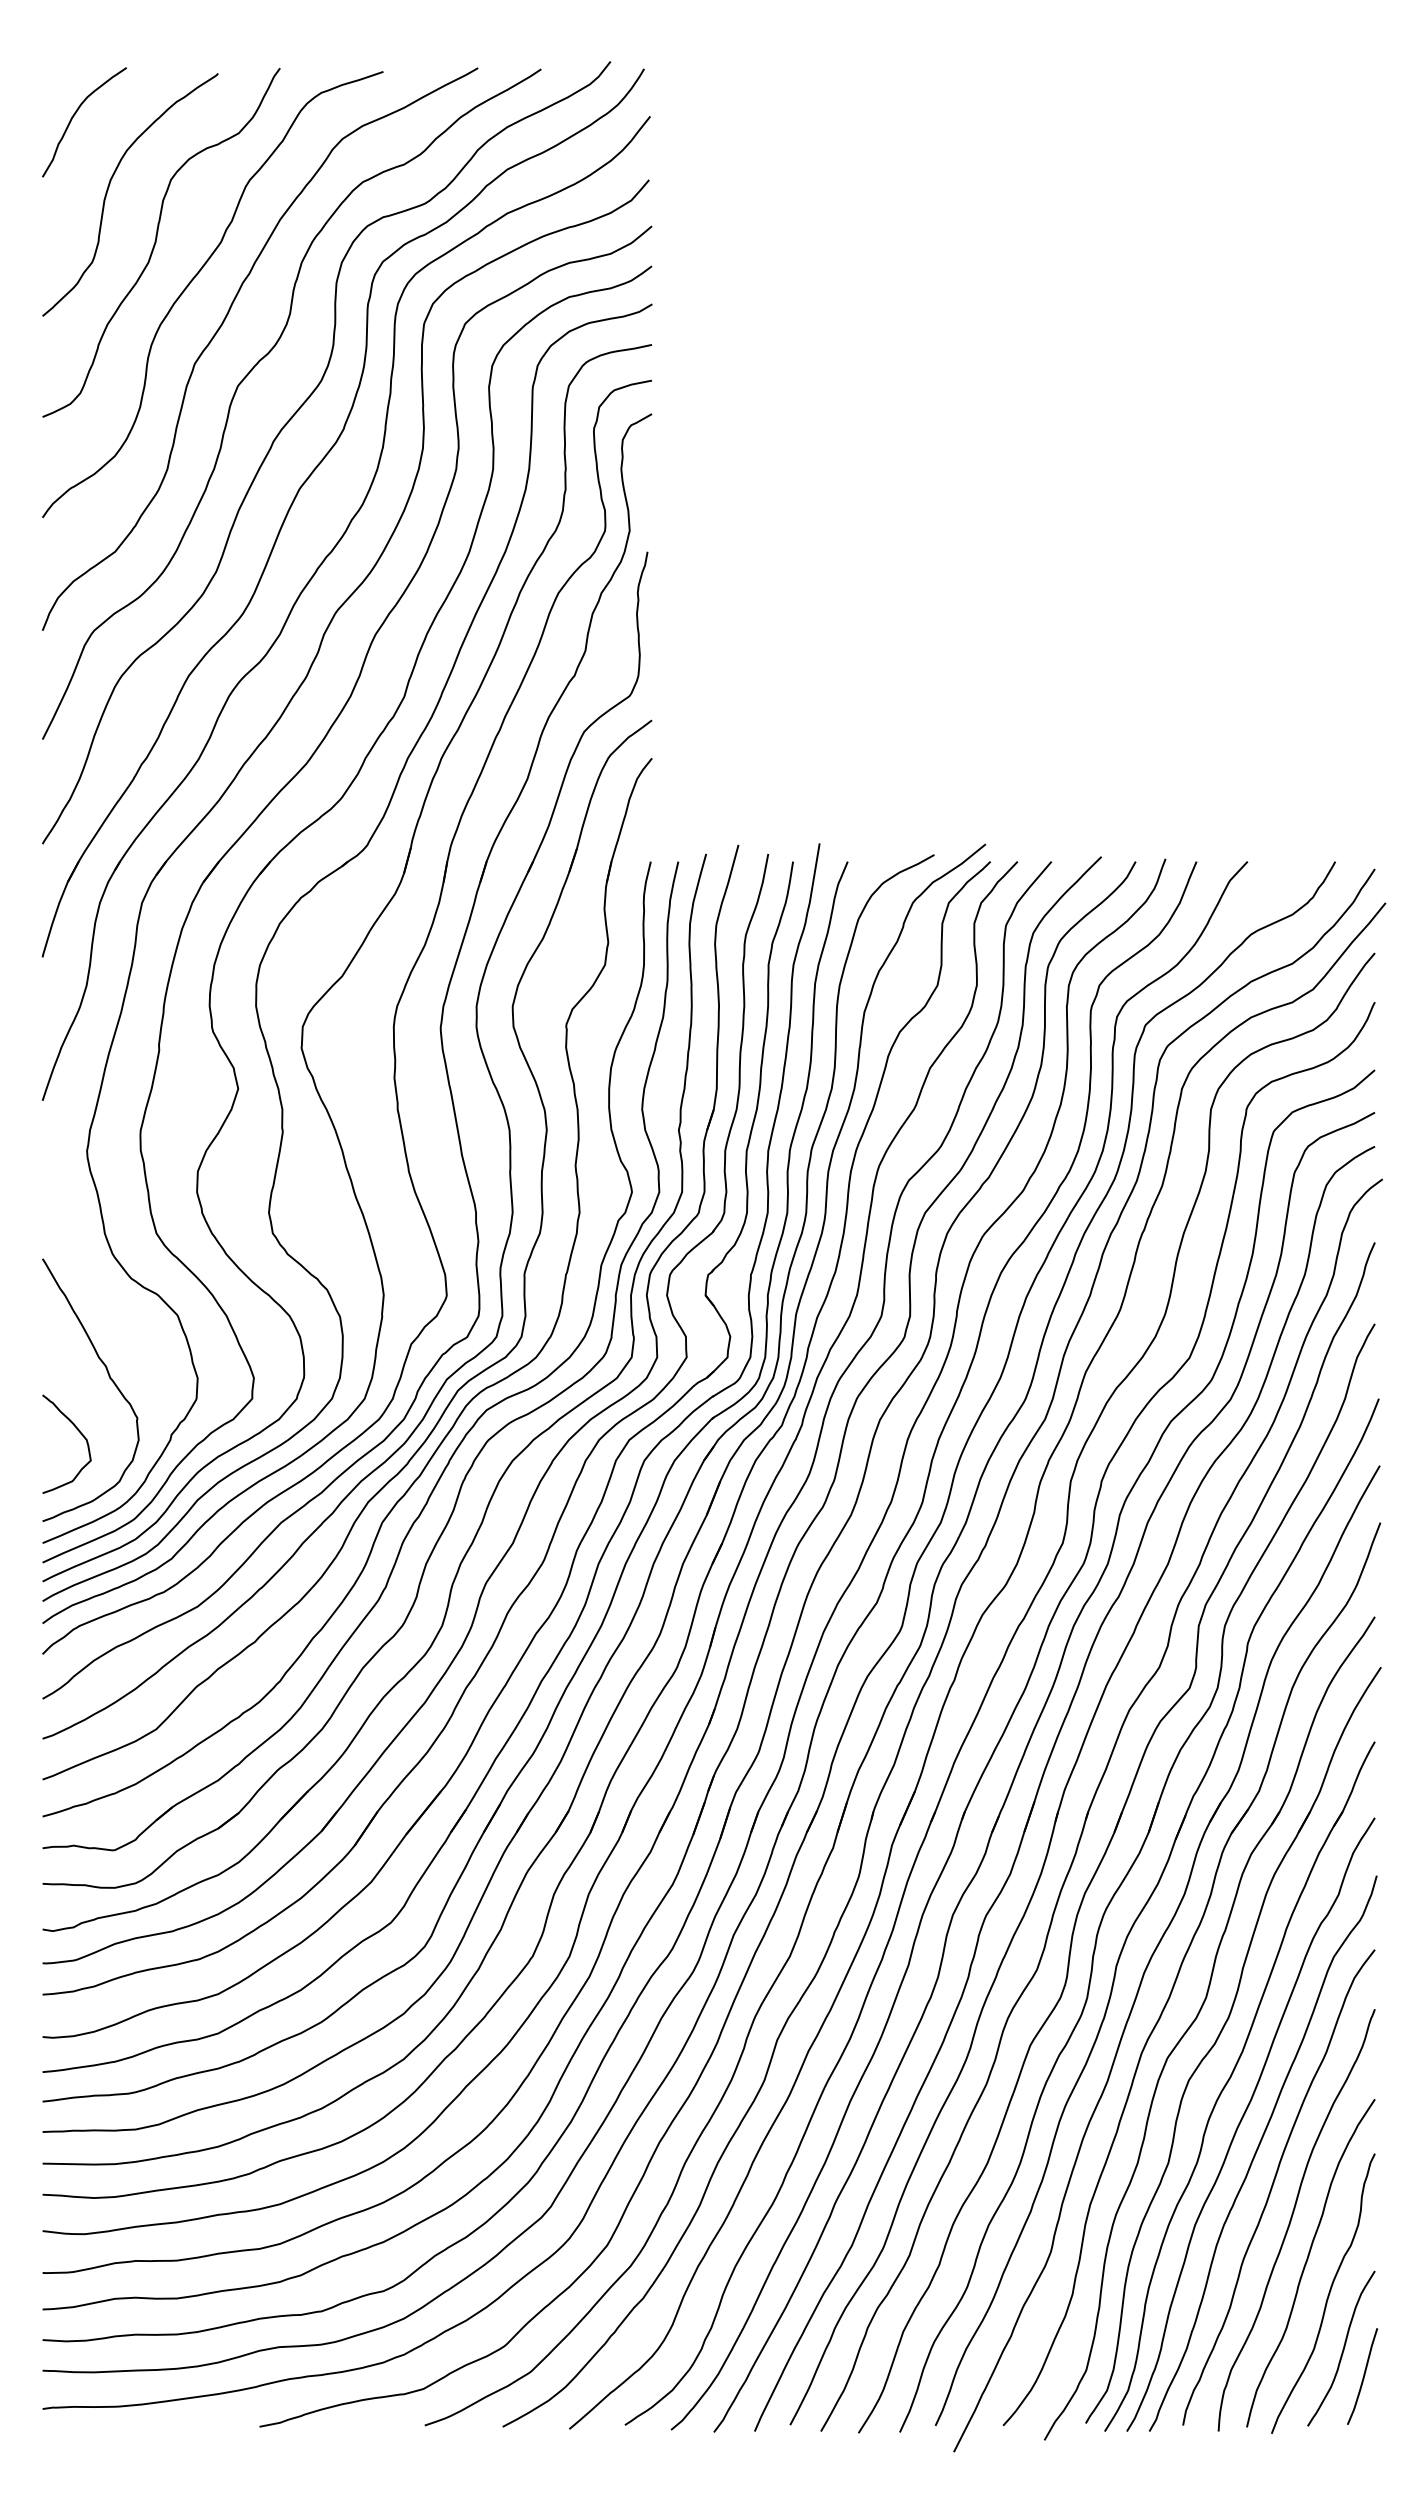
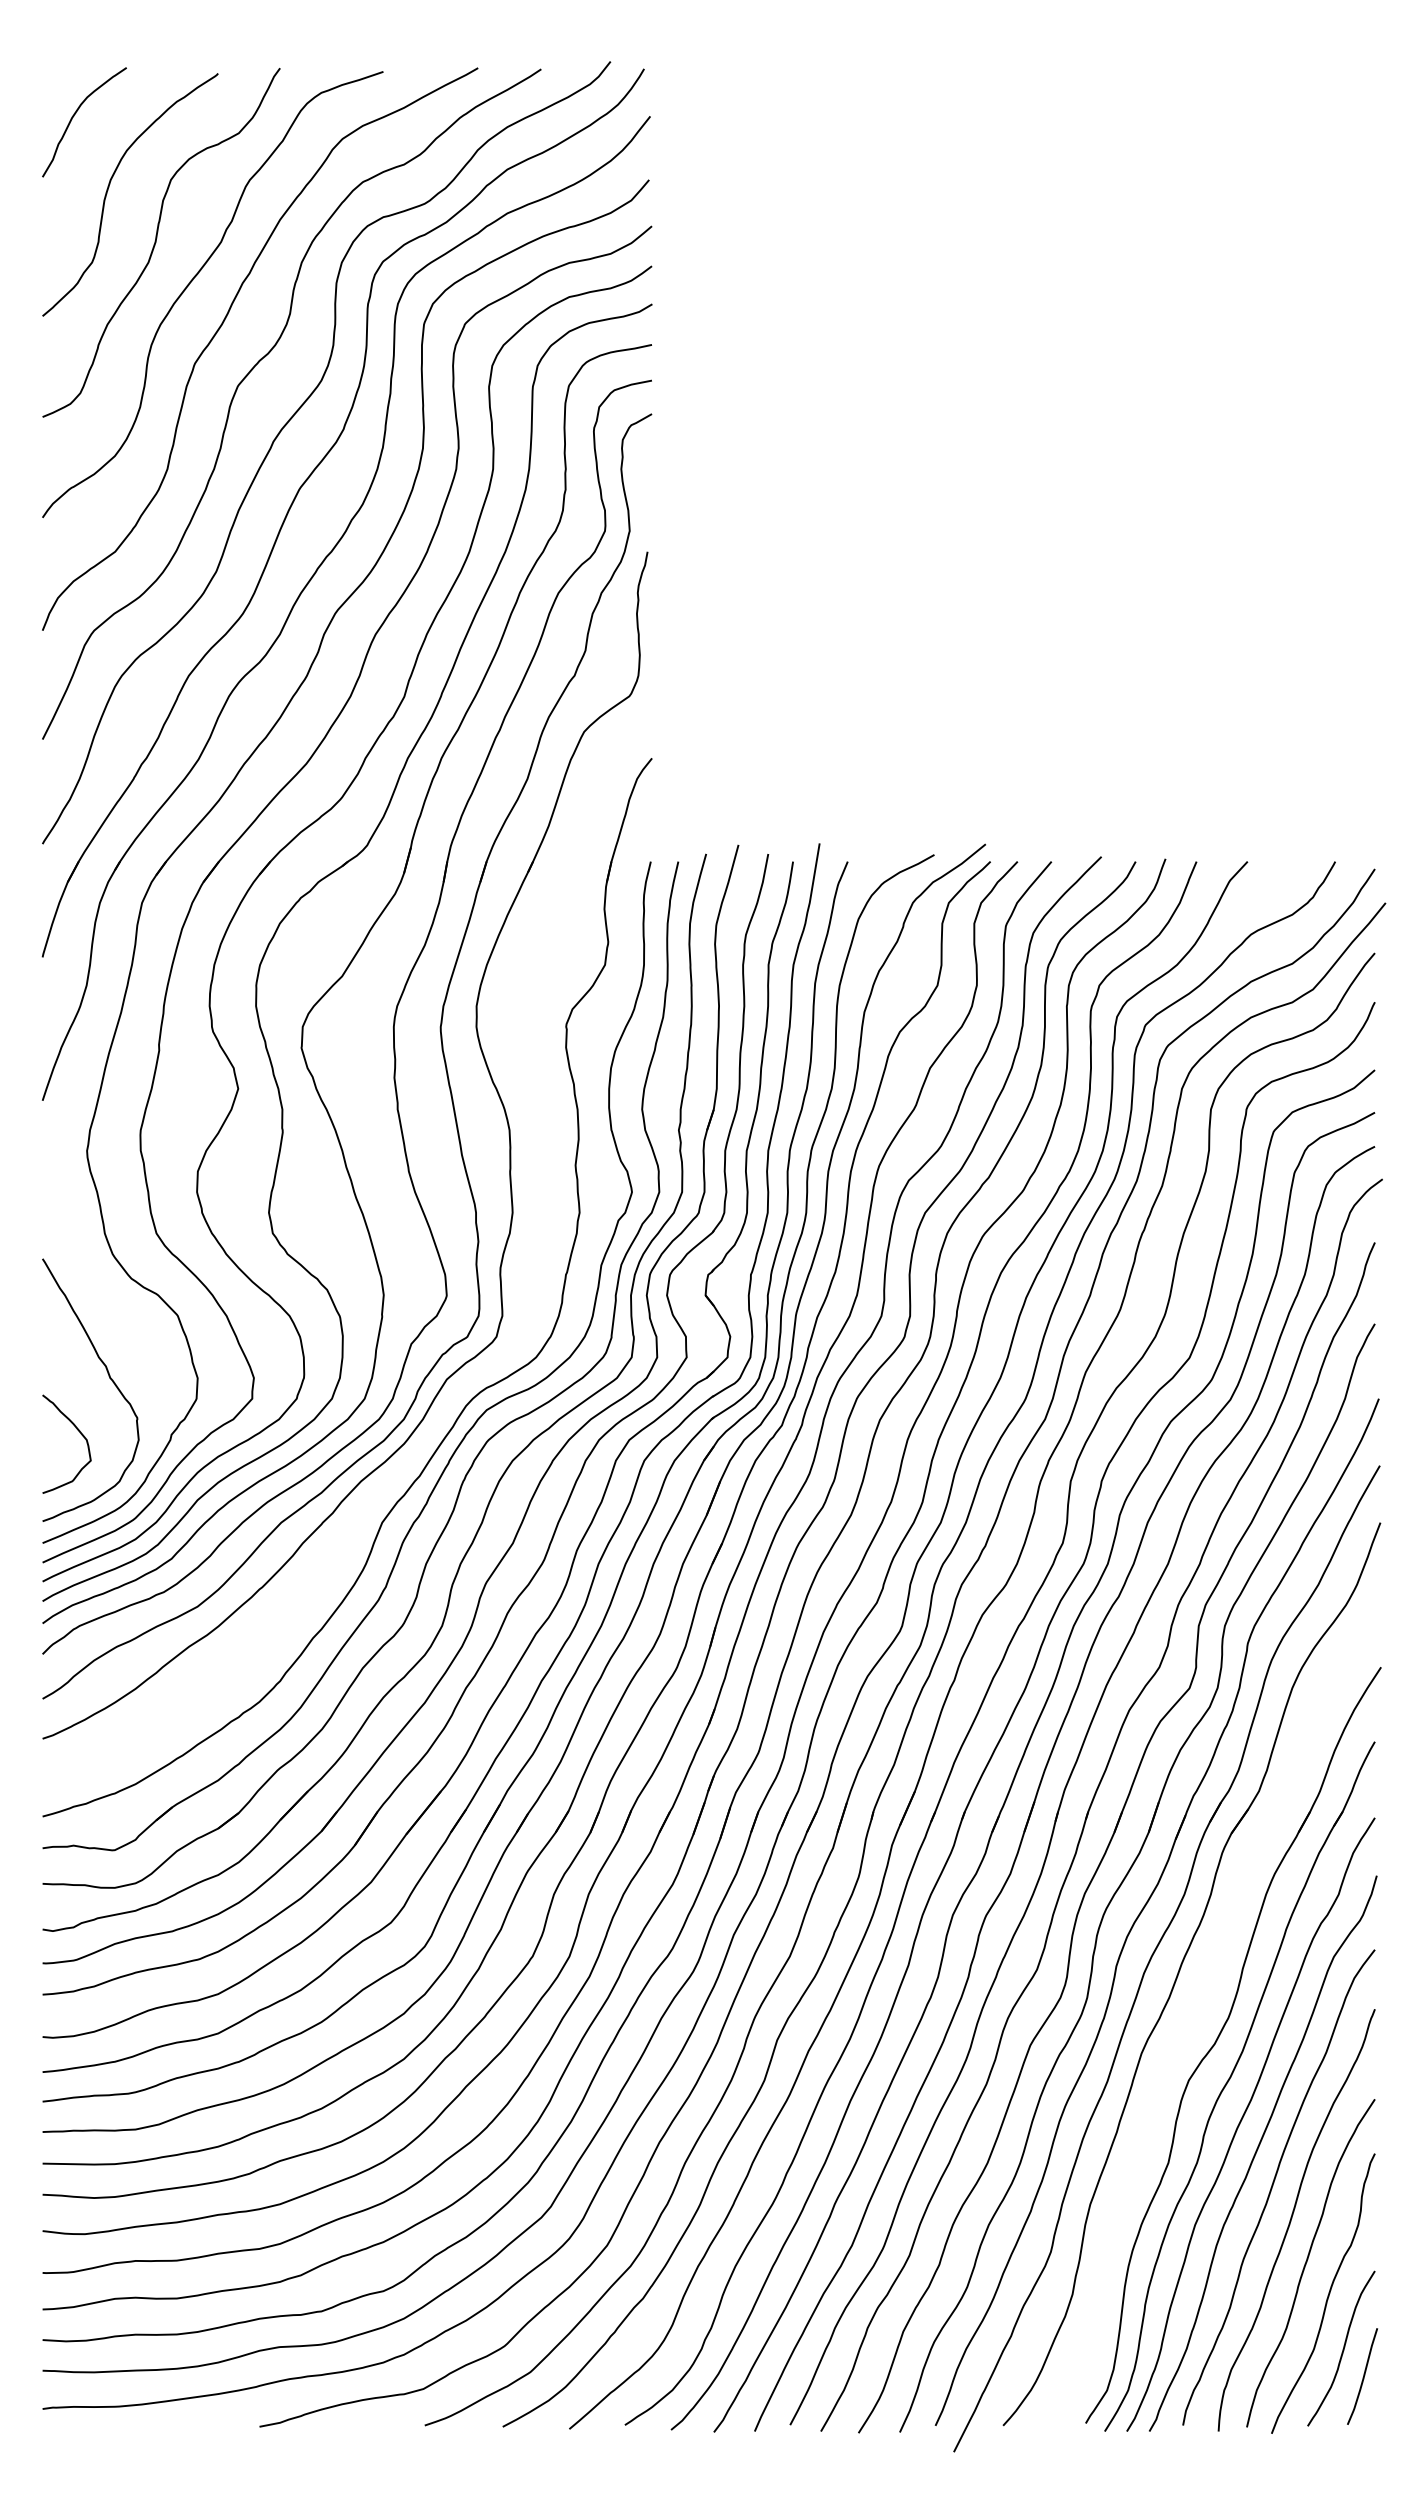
part: present -> none (523, 1273)
part: present -> none (1197, 2018)
